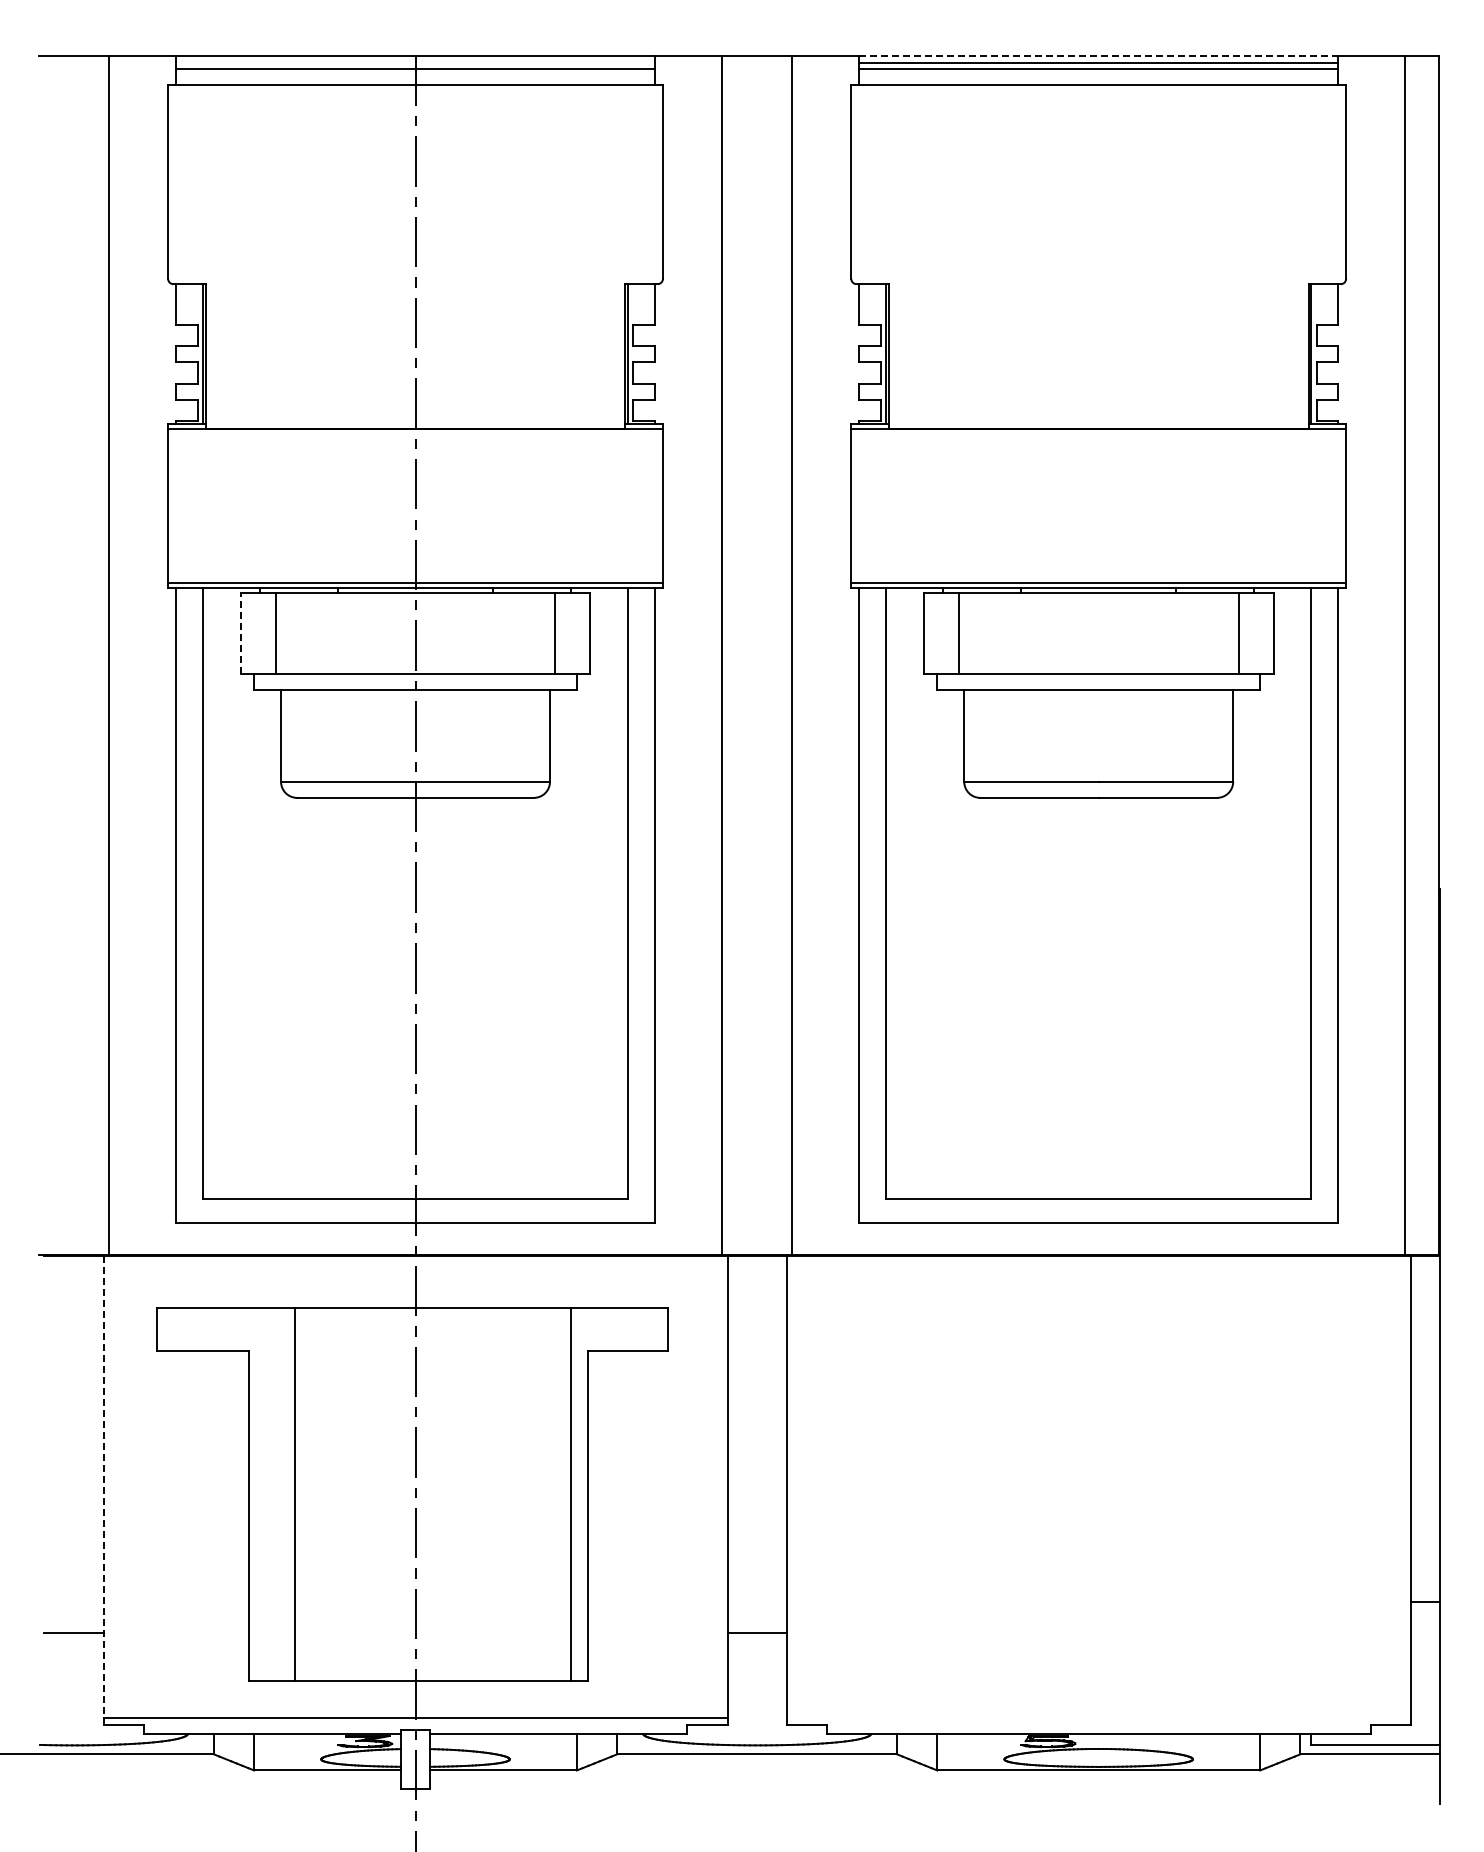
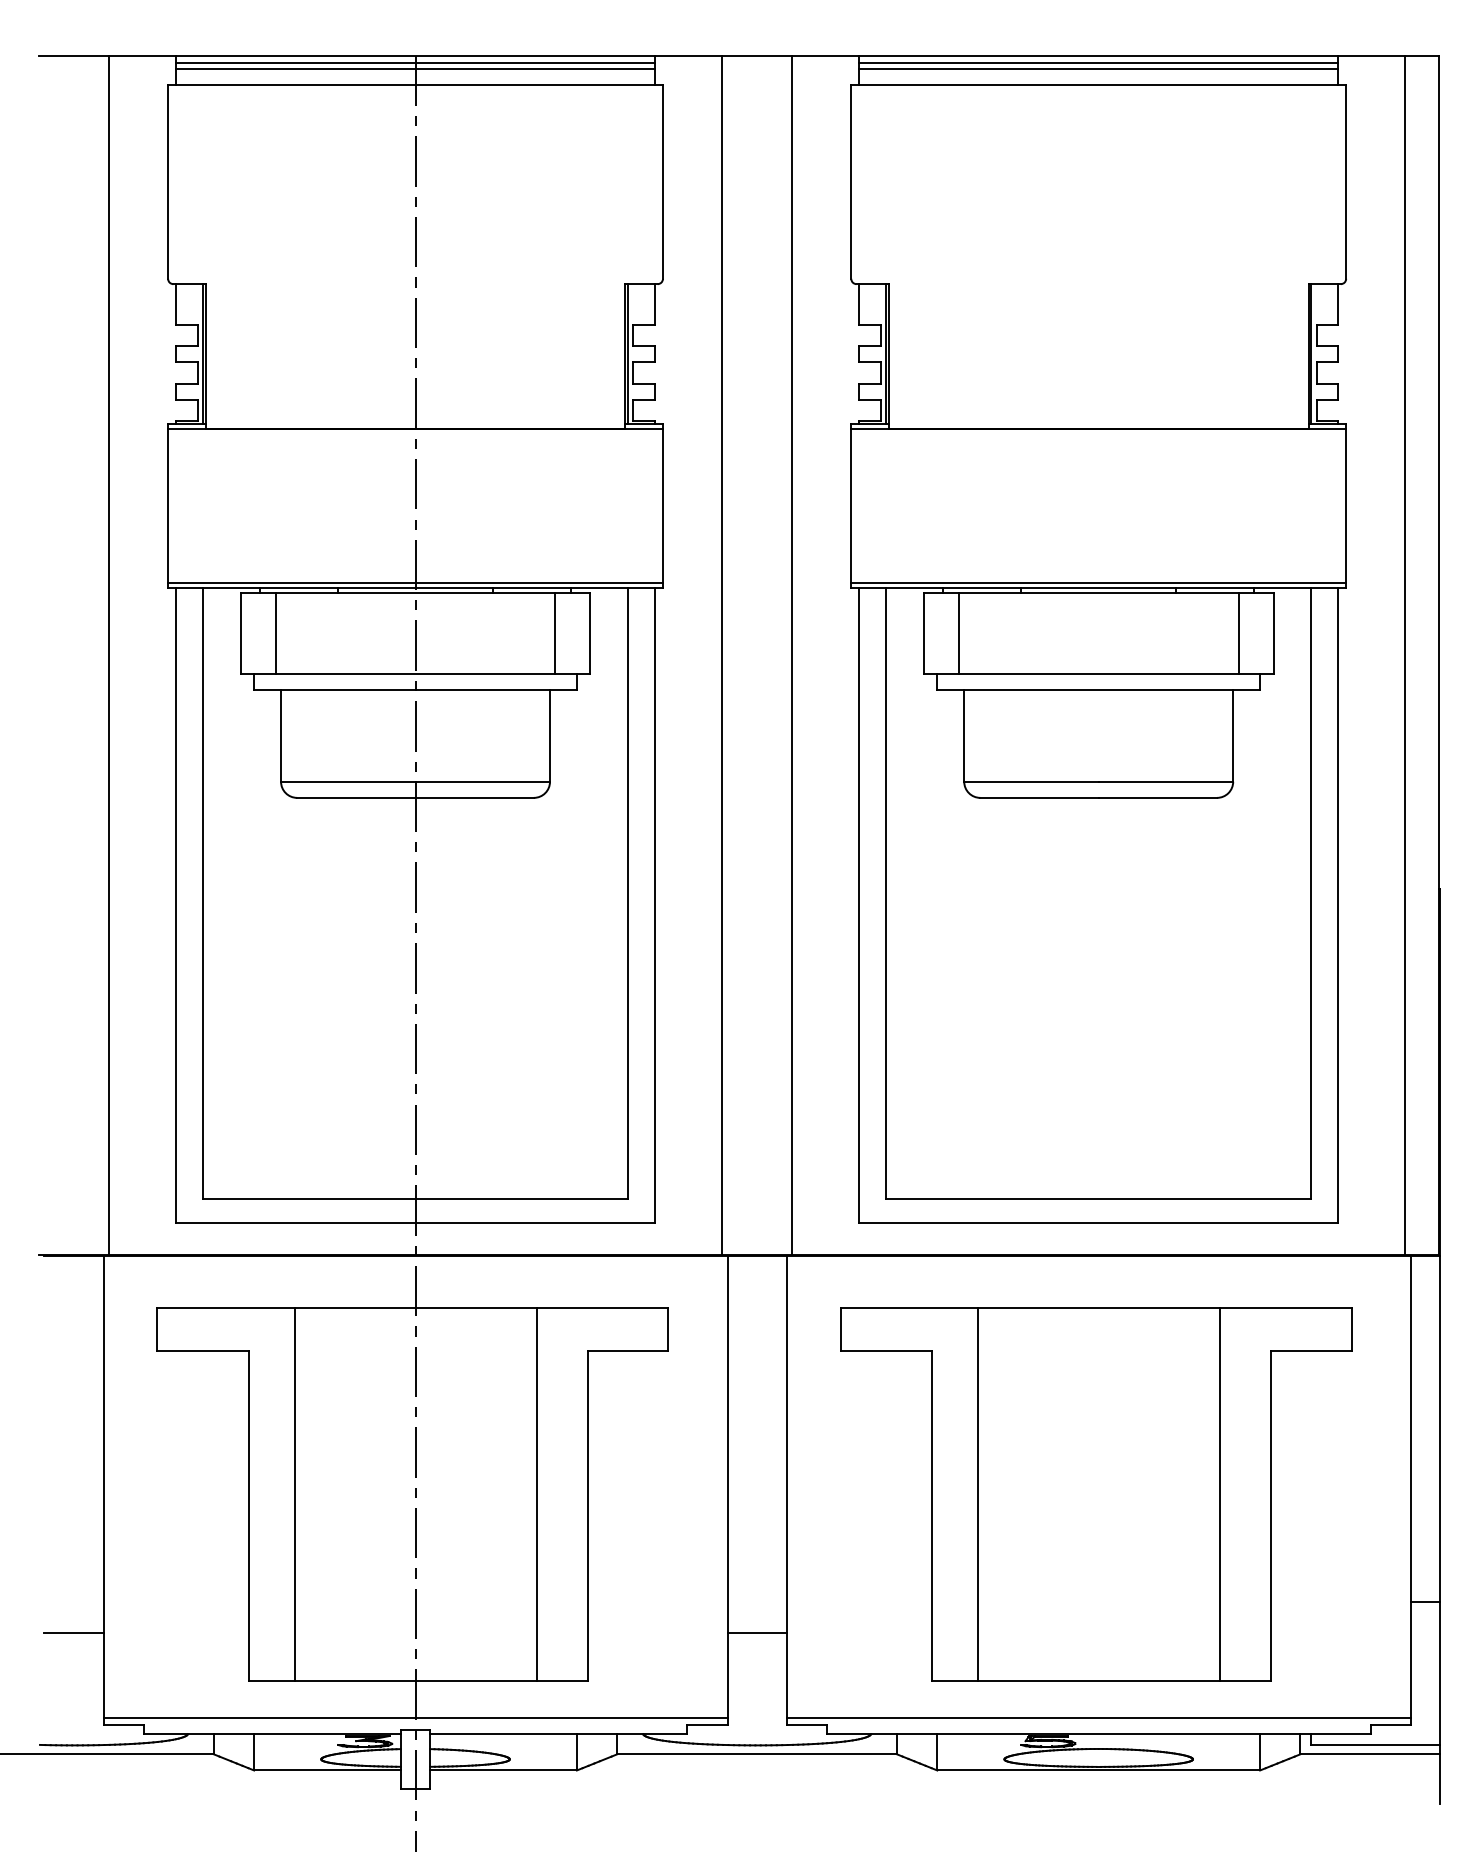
line: dashed -> solid (1099, 55)
line: none -> present (415, 63)
line: dashed -> solid (240, 633)
line: dashed -> solid (103, 1490)
line position: (570, 1494) -> (536, 1494) (536, 1494)
part: none -> present (1096, 1494)
line: none -> present (1098, 1717)
